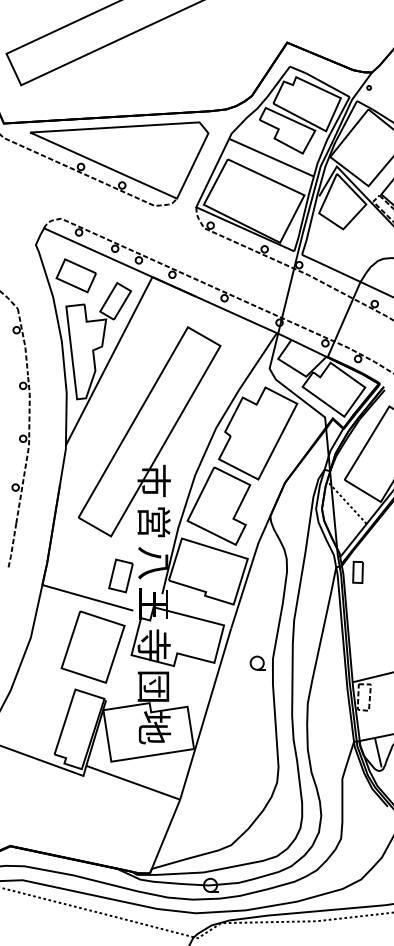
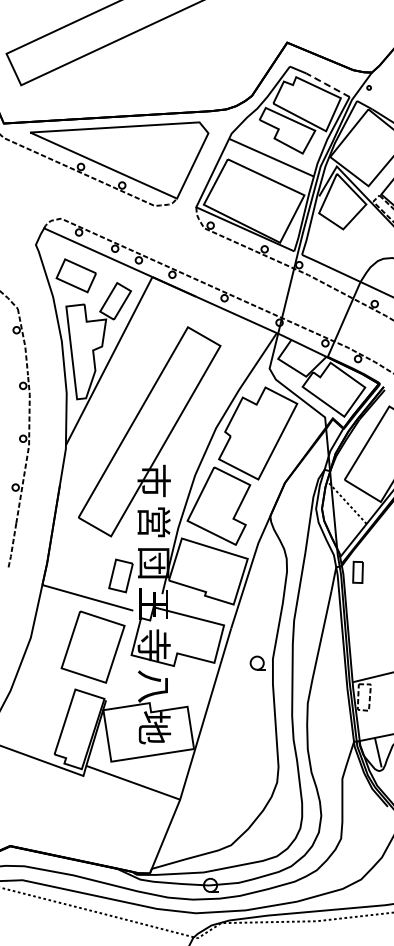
line: solid -> dashed (327, 85)
text: 八 -> 団 (153, 563)
text: 団 -> 八 (153, 686)
